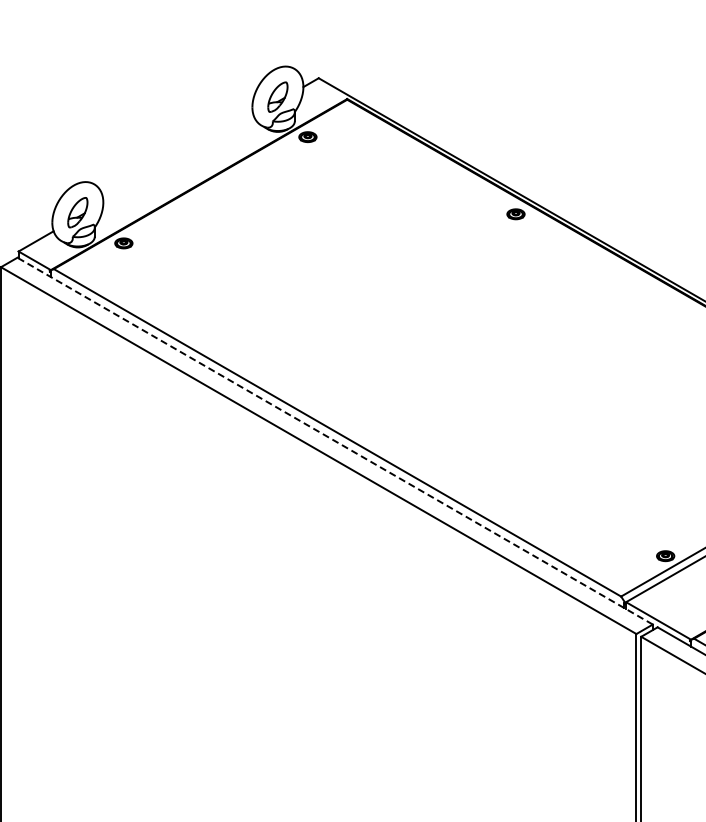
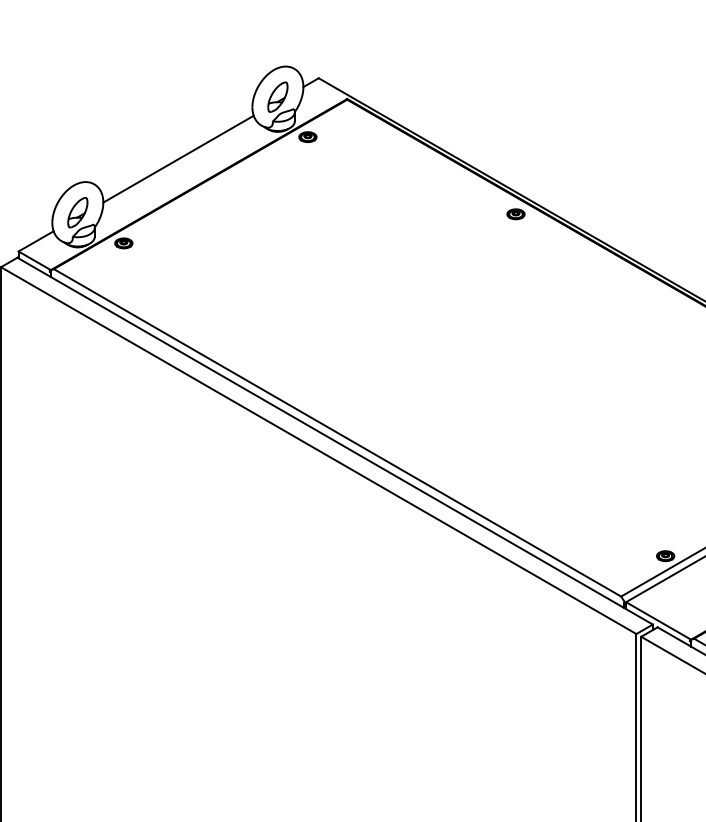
line: none -> present (178, 158)
line: dashed -> solid (335, 441)
